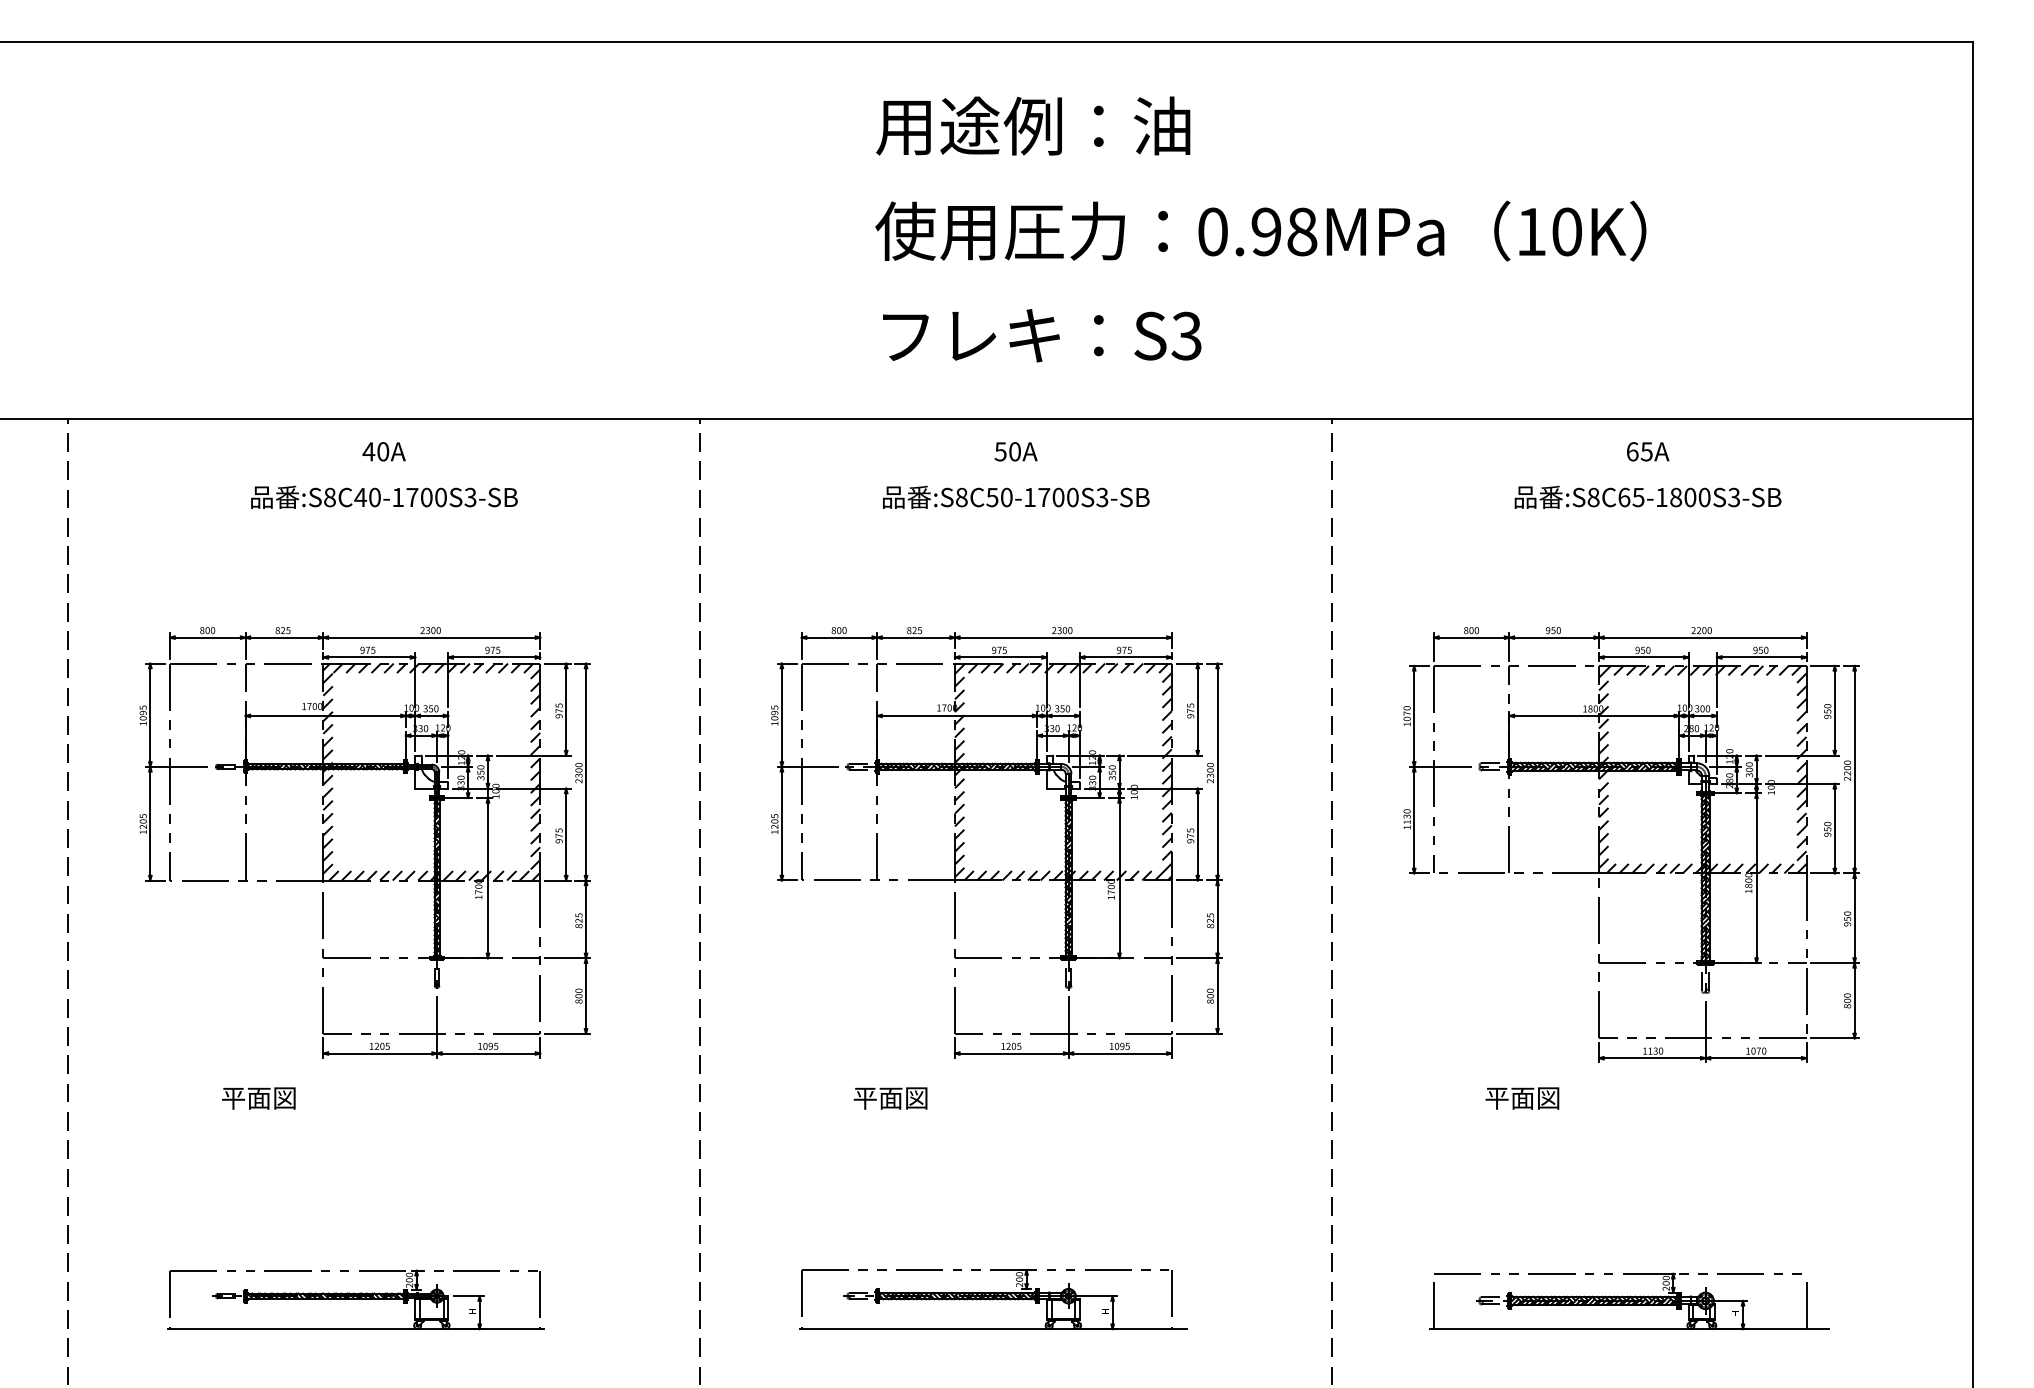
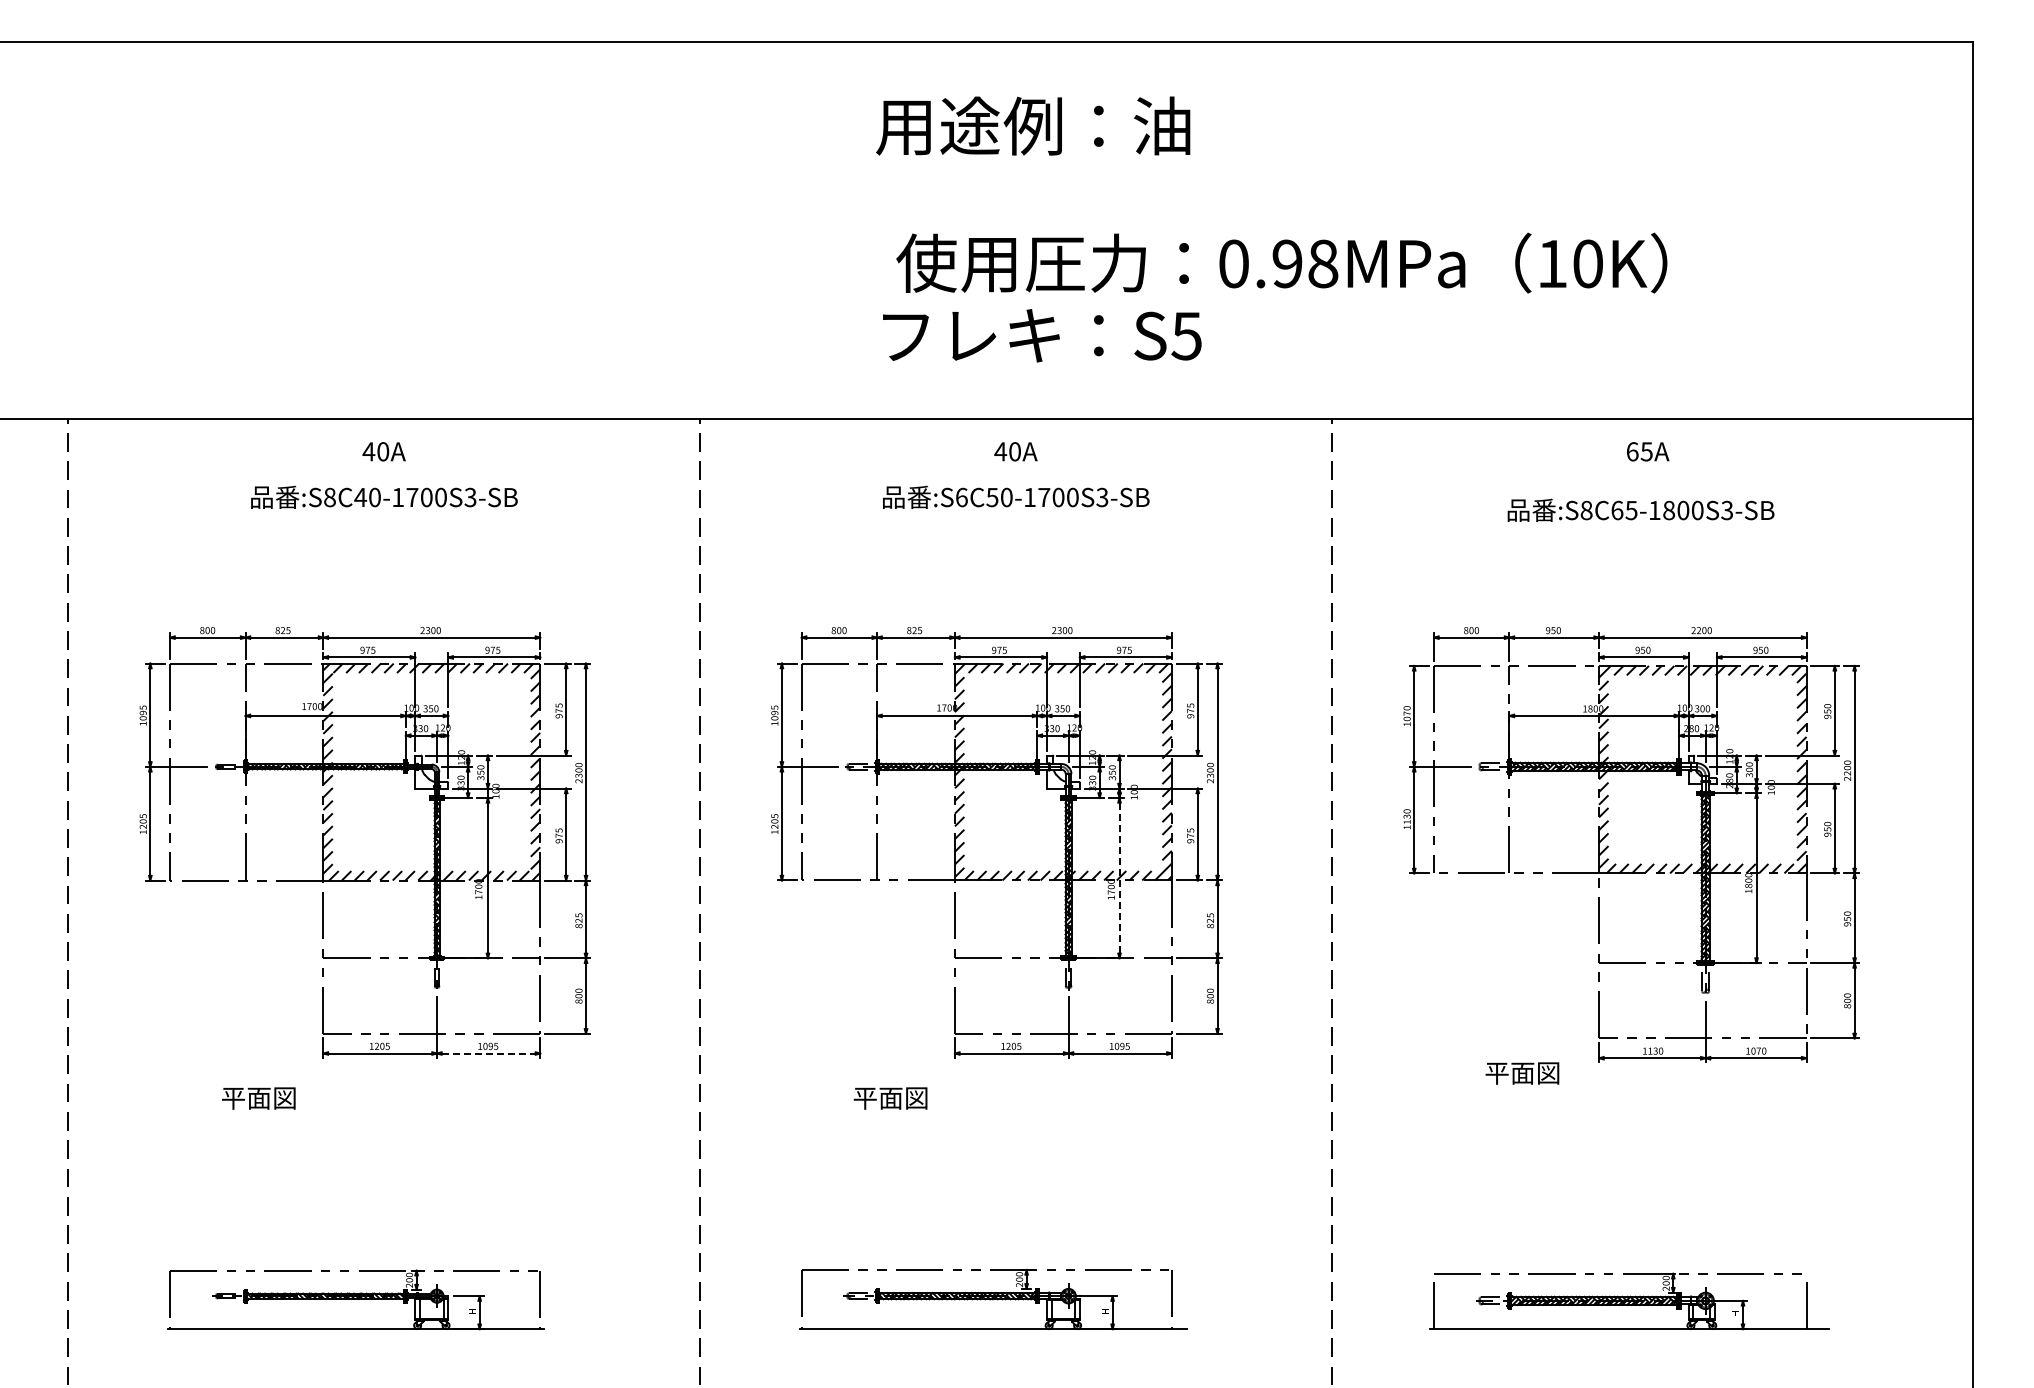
text position: (1260, 230) -> (1281, 262) (1281, 262)
text: S3 -> S5 (1186, 335)
text: 50A -> 40A (1000, 451)
text position: (1647, 496) -> (1640, 509) (1640, 509)
text: :S8C50-1700S3-SB -> :S6C50-1700S3-SB (961, 497)
line: solid -> dashed (1119, 878)
line: solid -> dashed (488, 1053)
text position: (1522, 1098) -> (1522, 1073) (1522, 1073)
